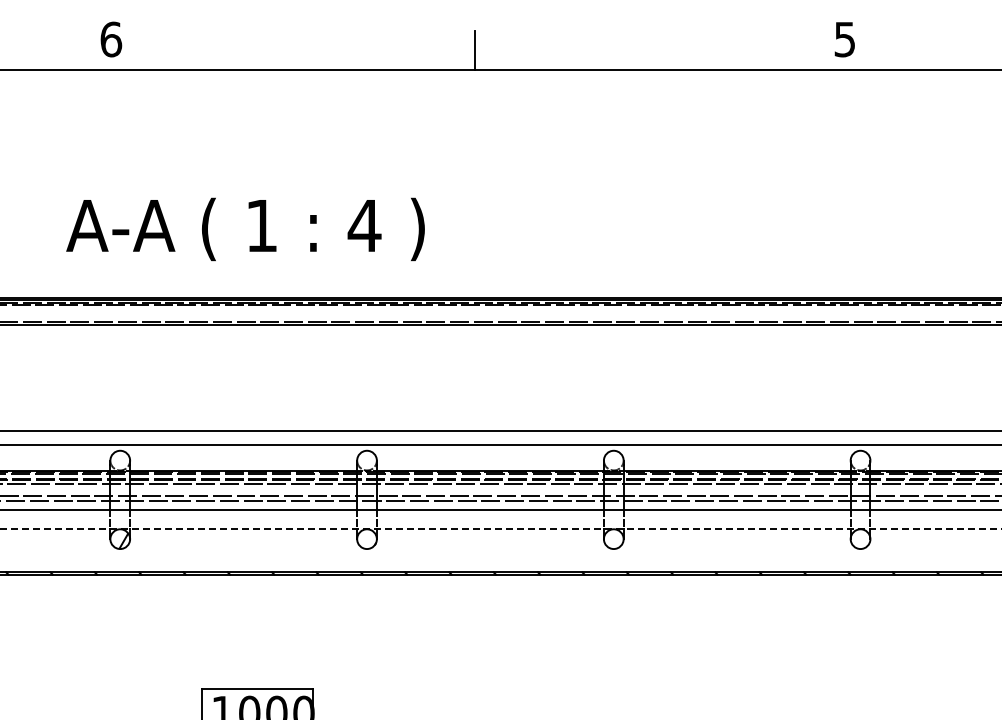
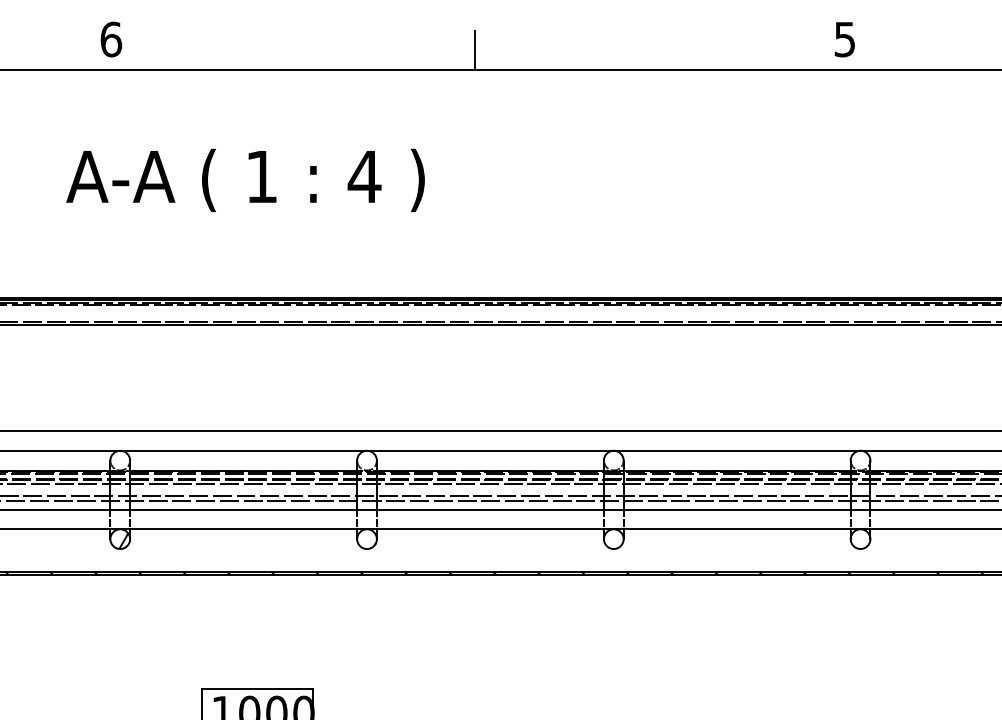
text position: (245, 229) -> (245, 180) (245, 180)
line position: (500, 444) -> (500, 450) (500, 450)
line: dashed -> solid (500, 529)
